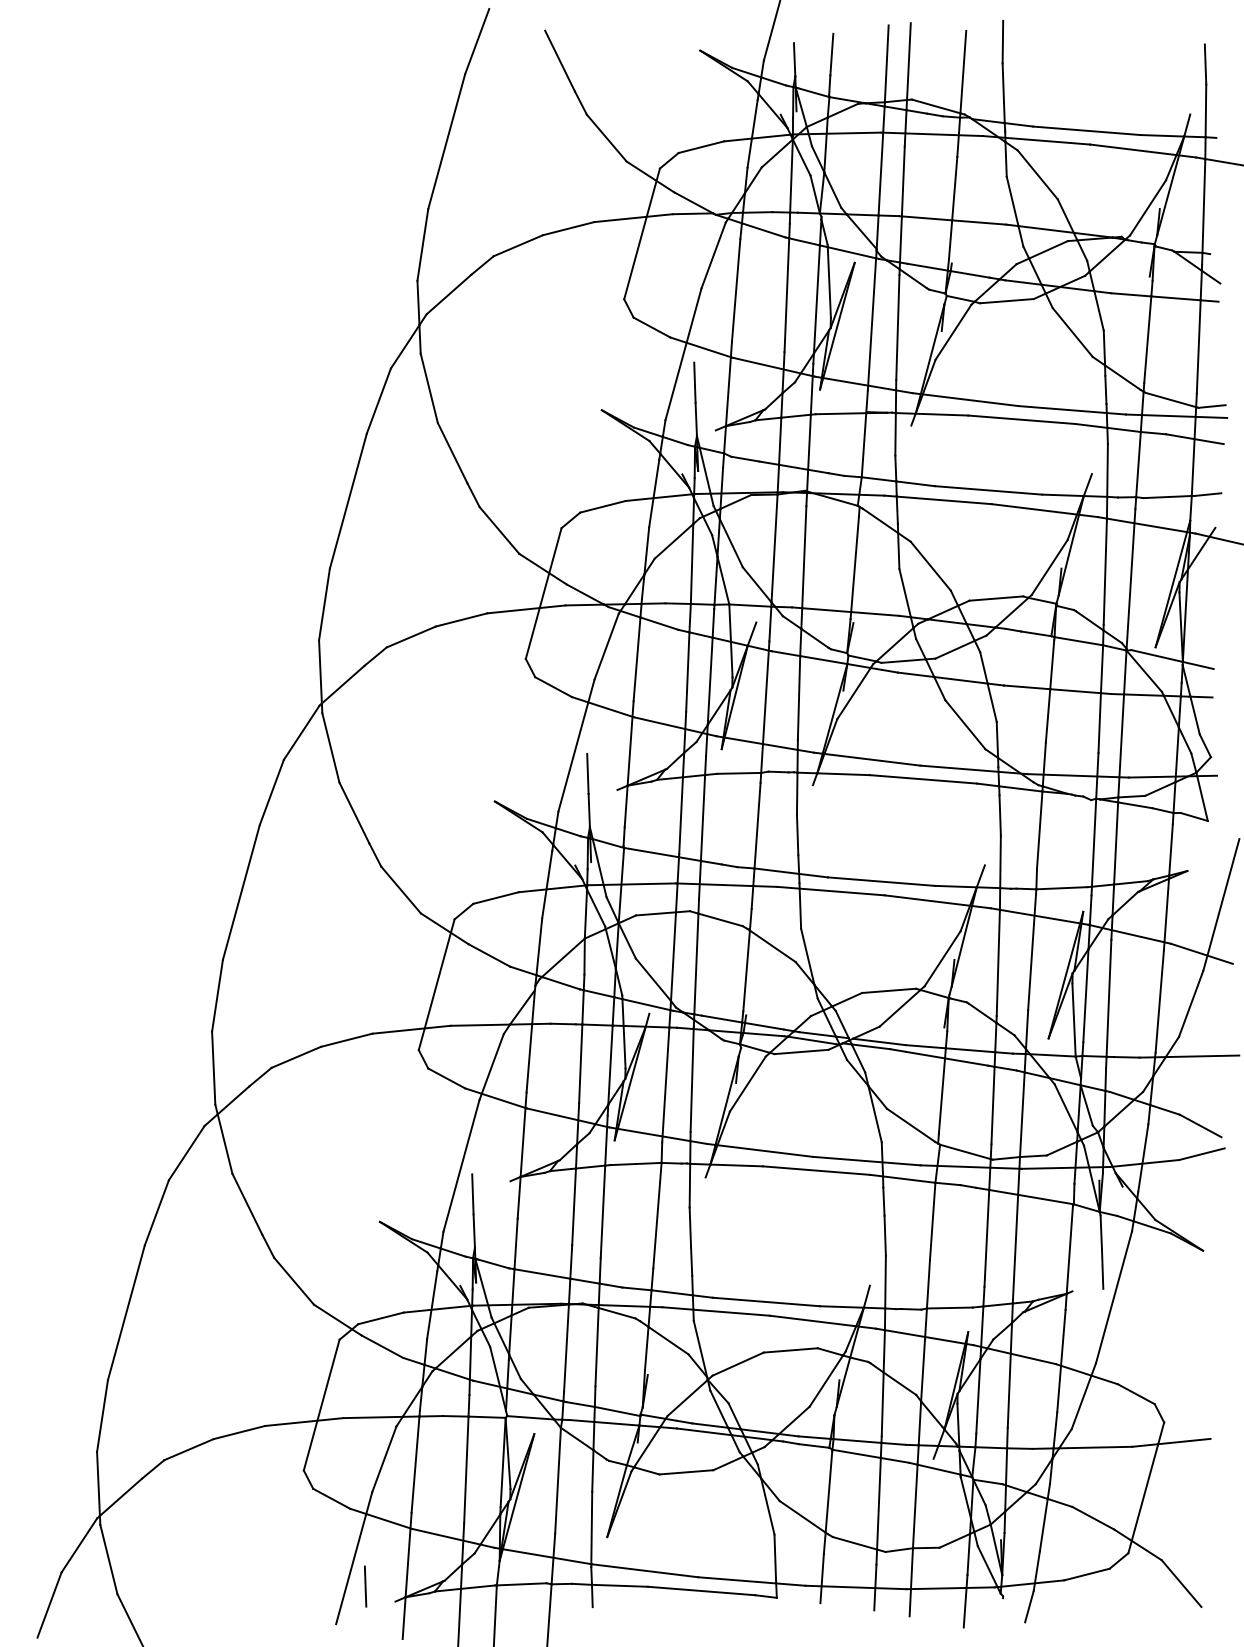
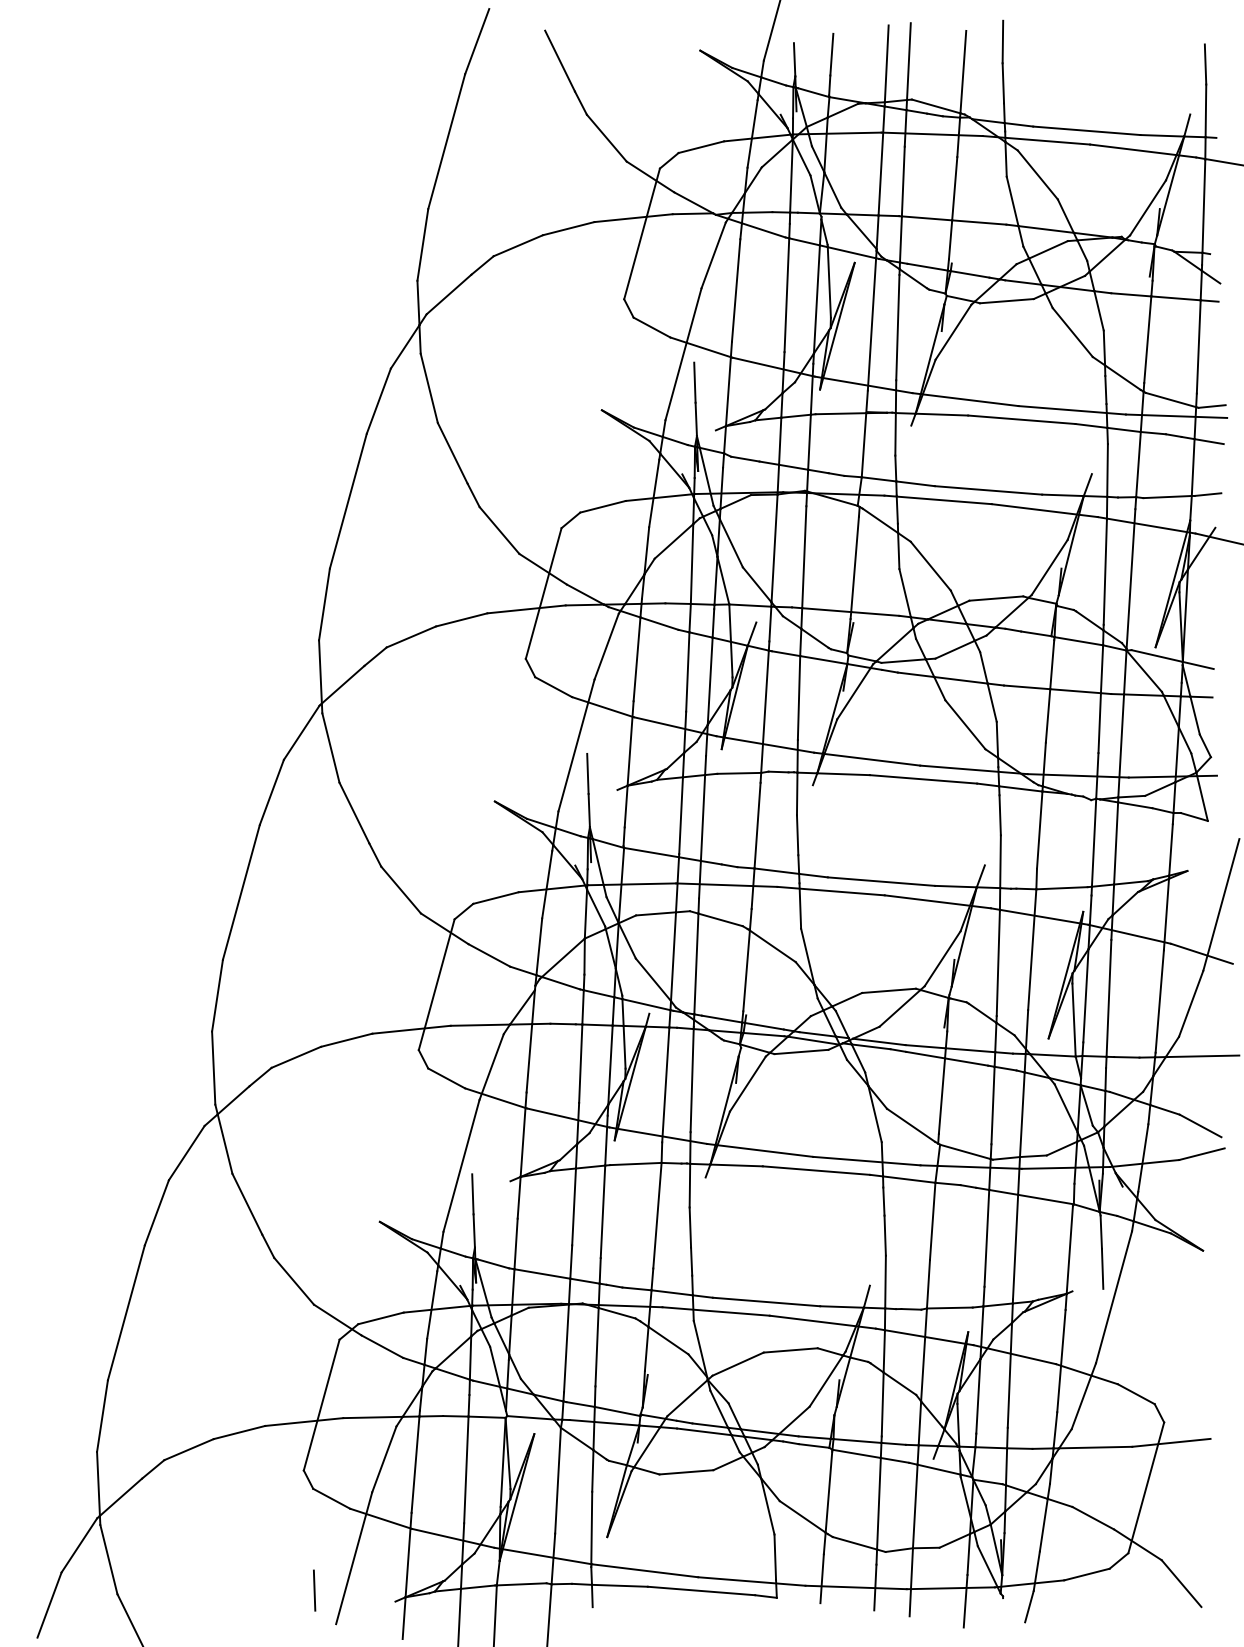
line position: (365, 1586) -> (314, 1590) (314, 1590)
